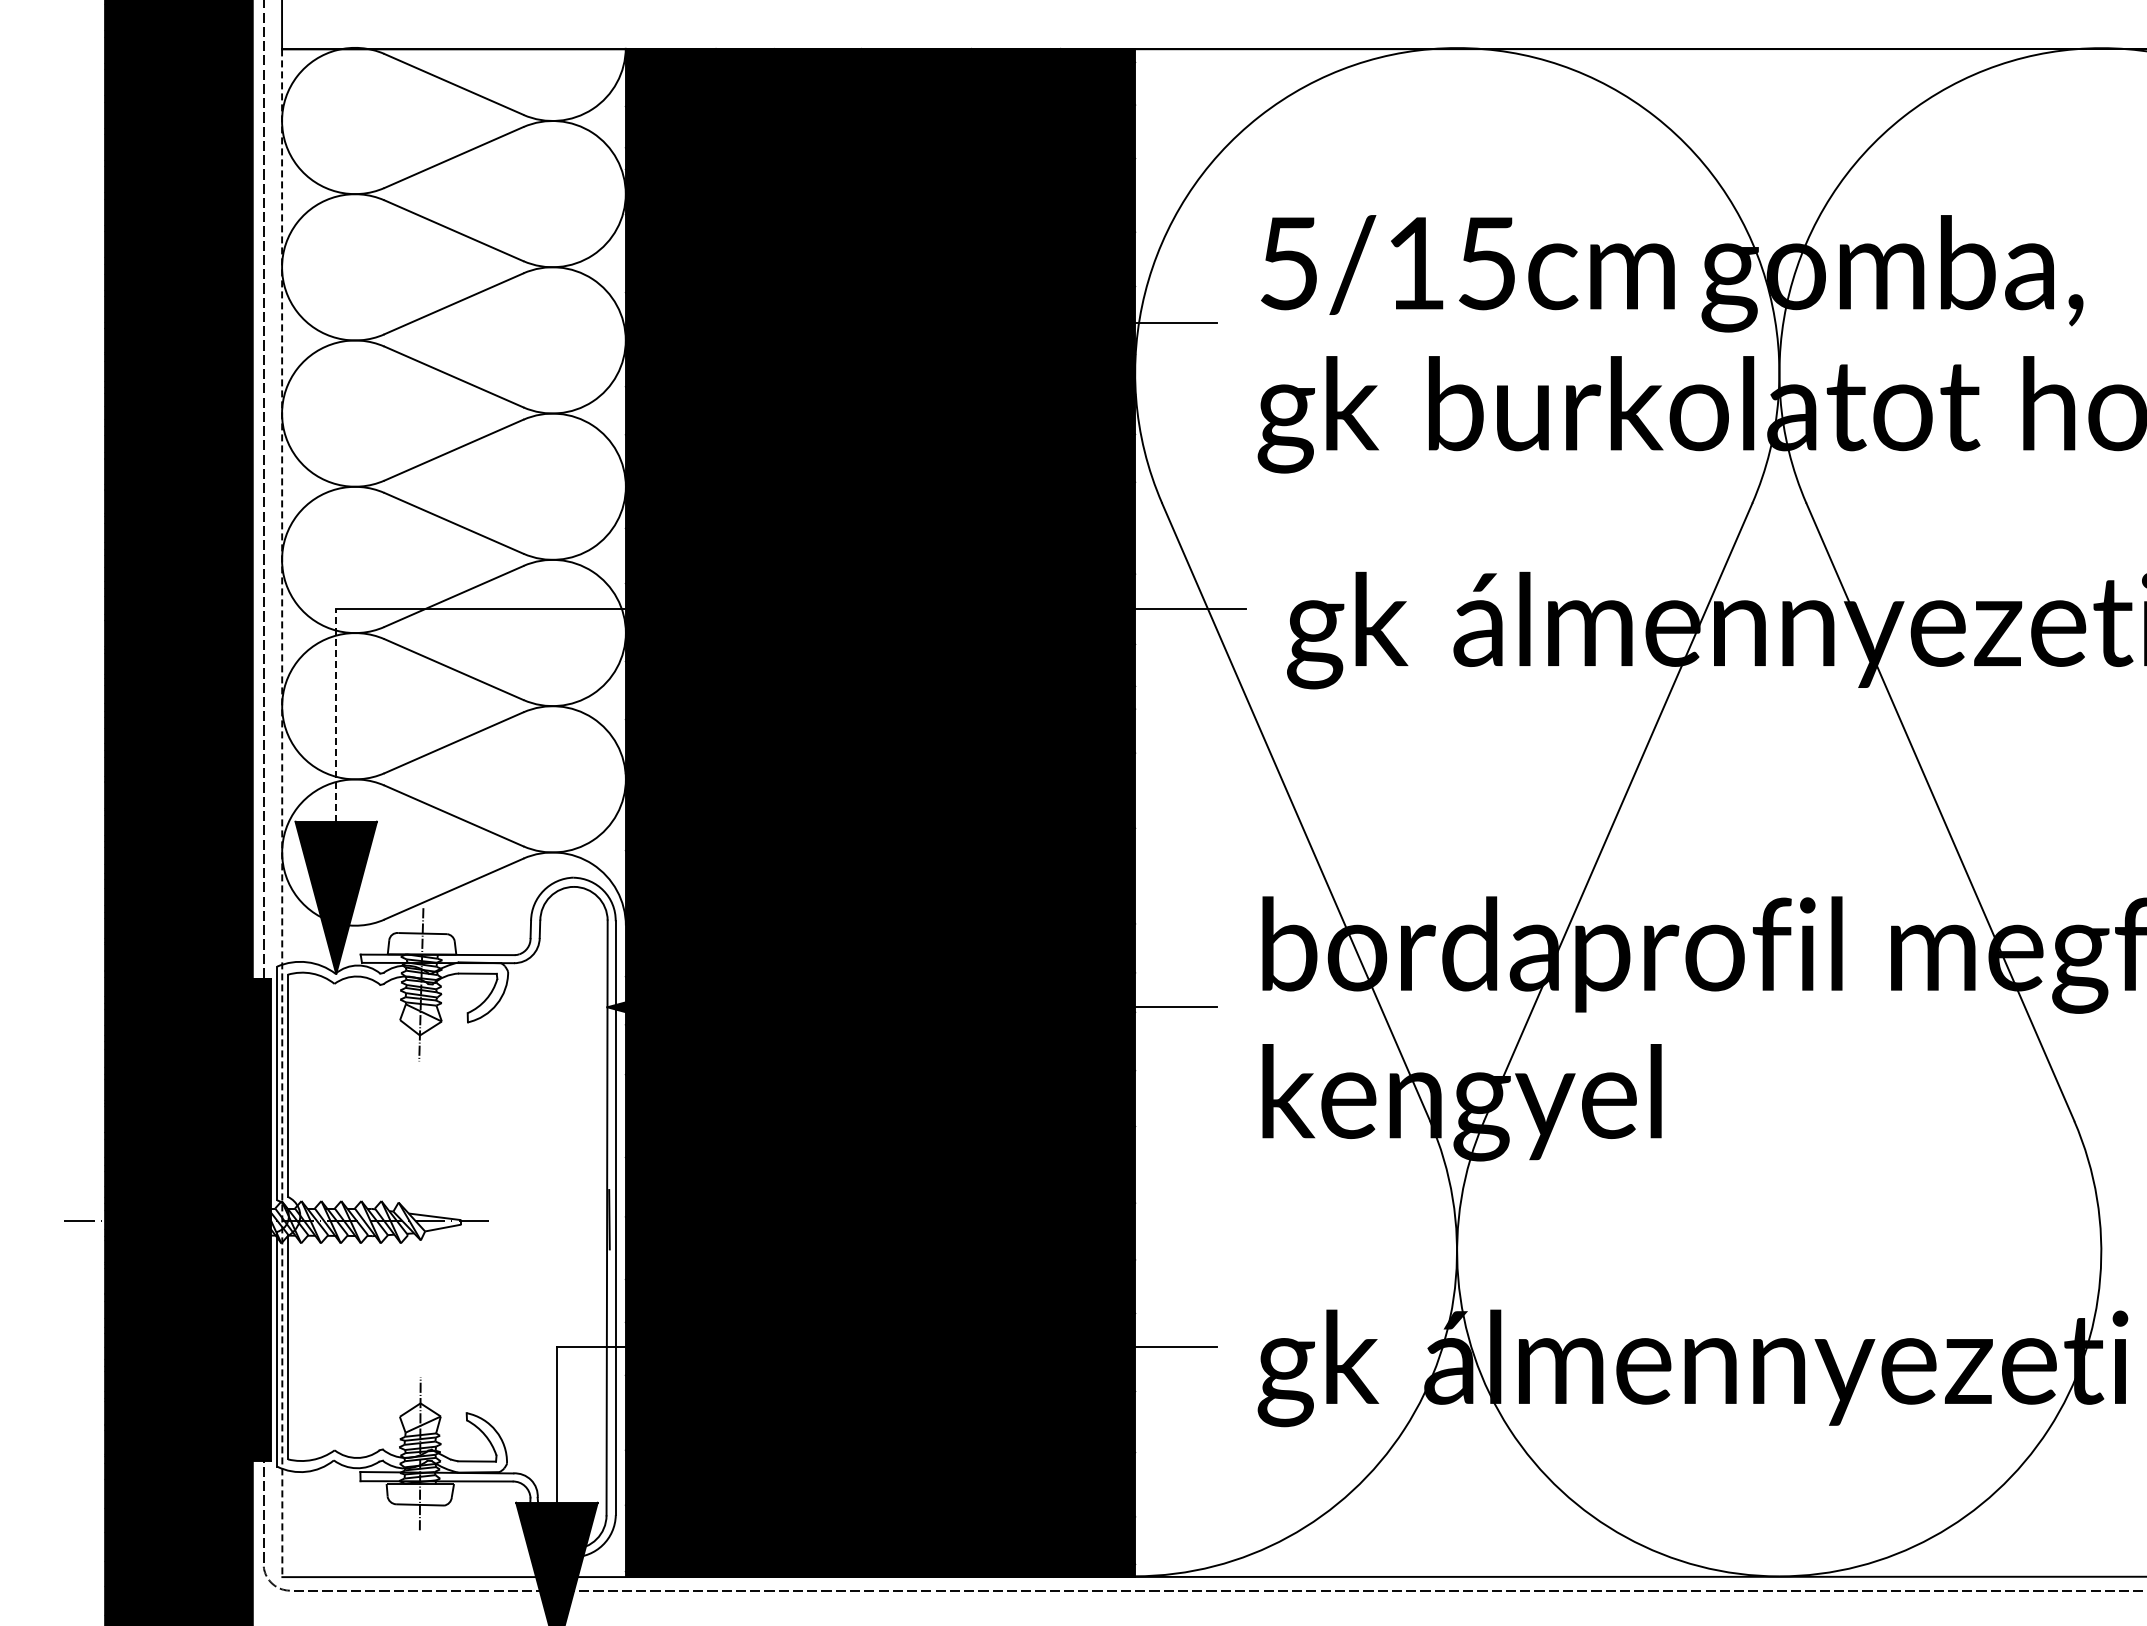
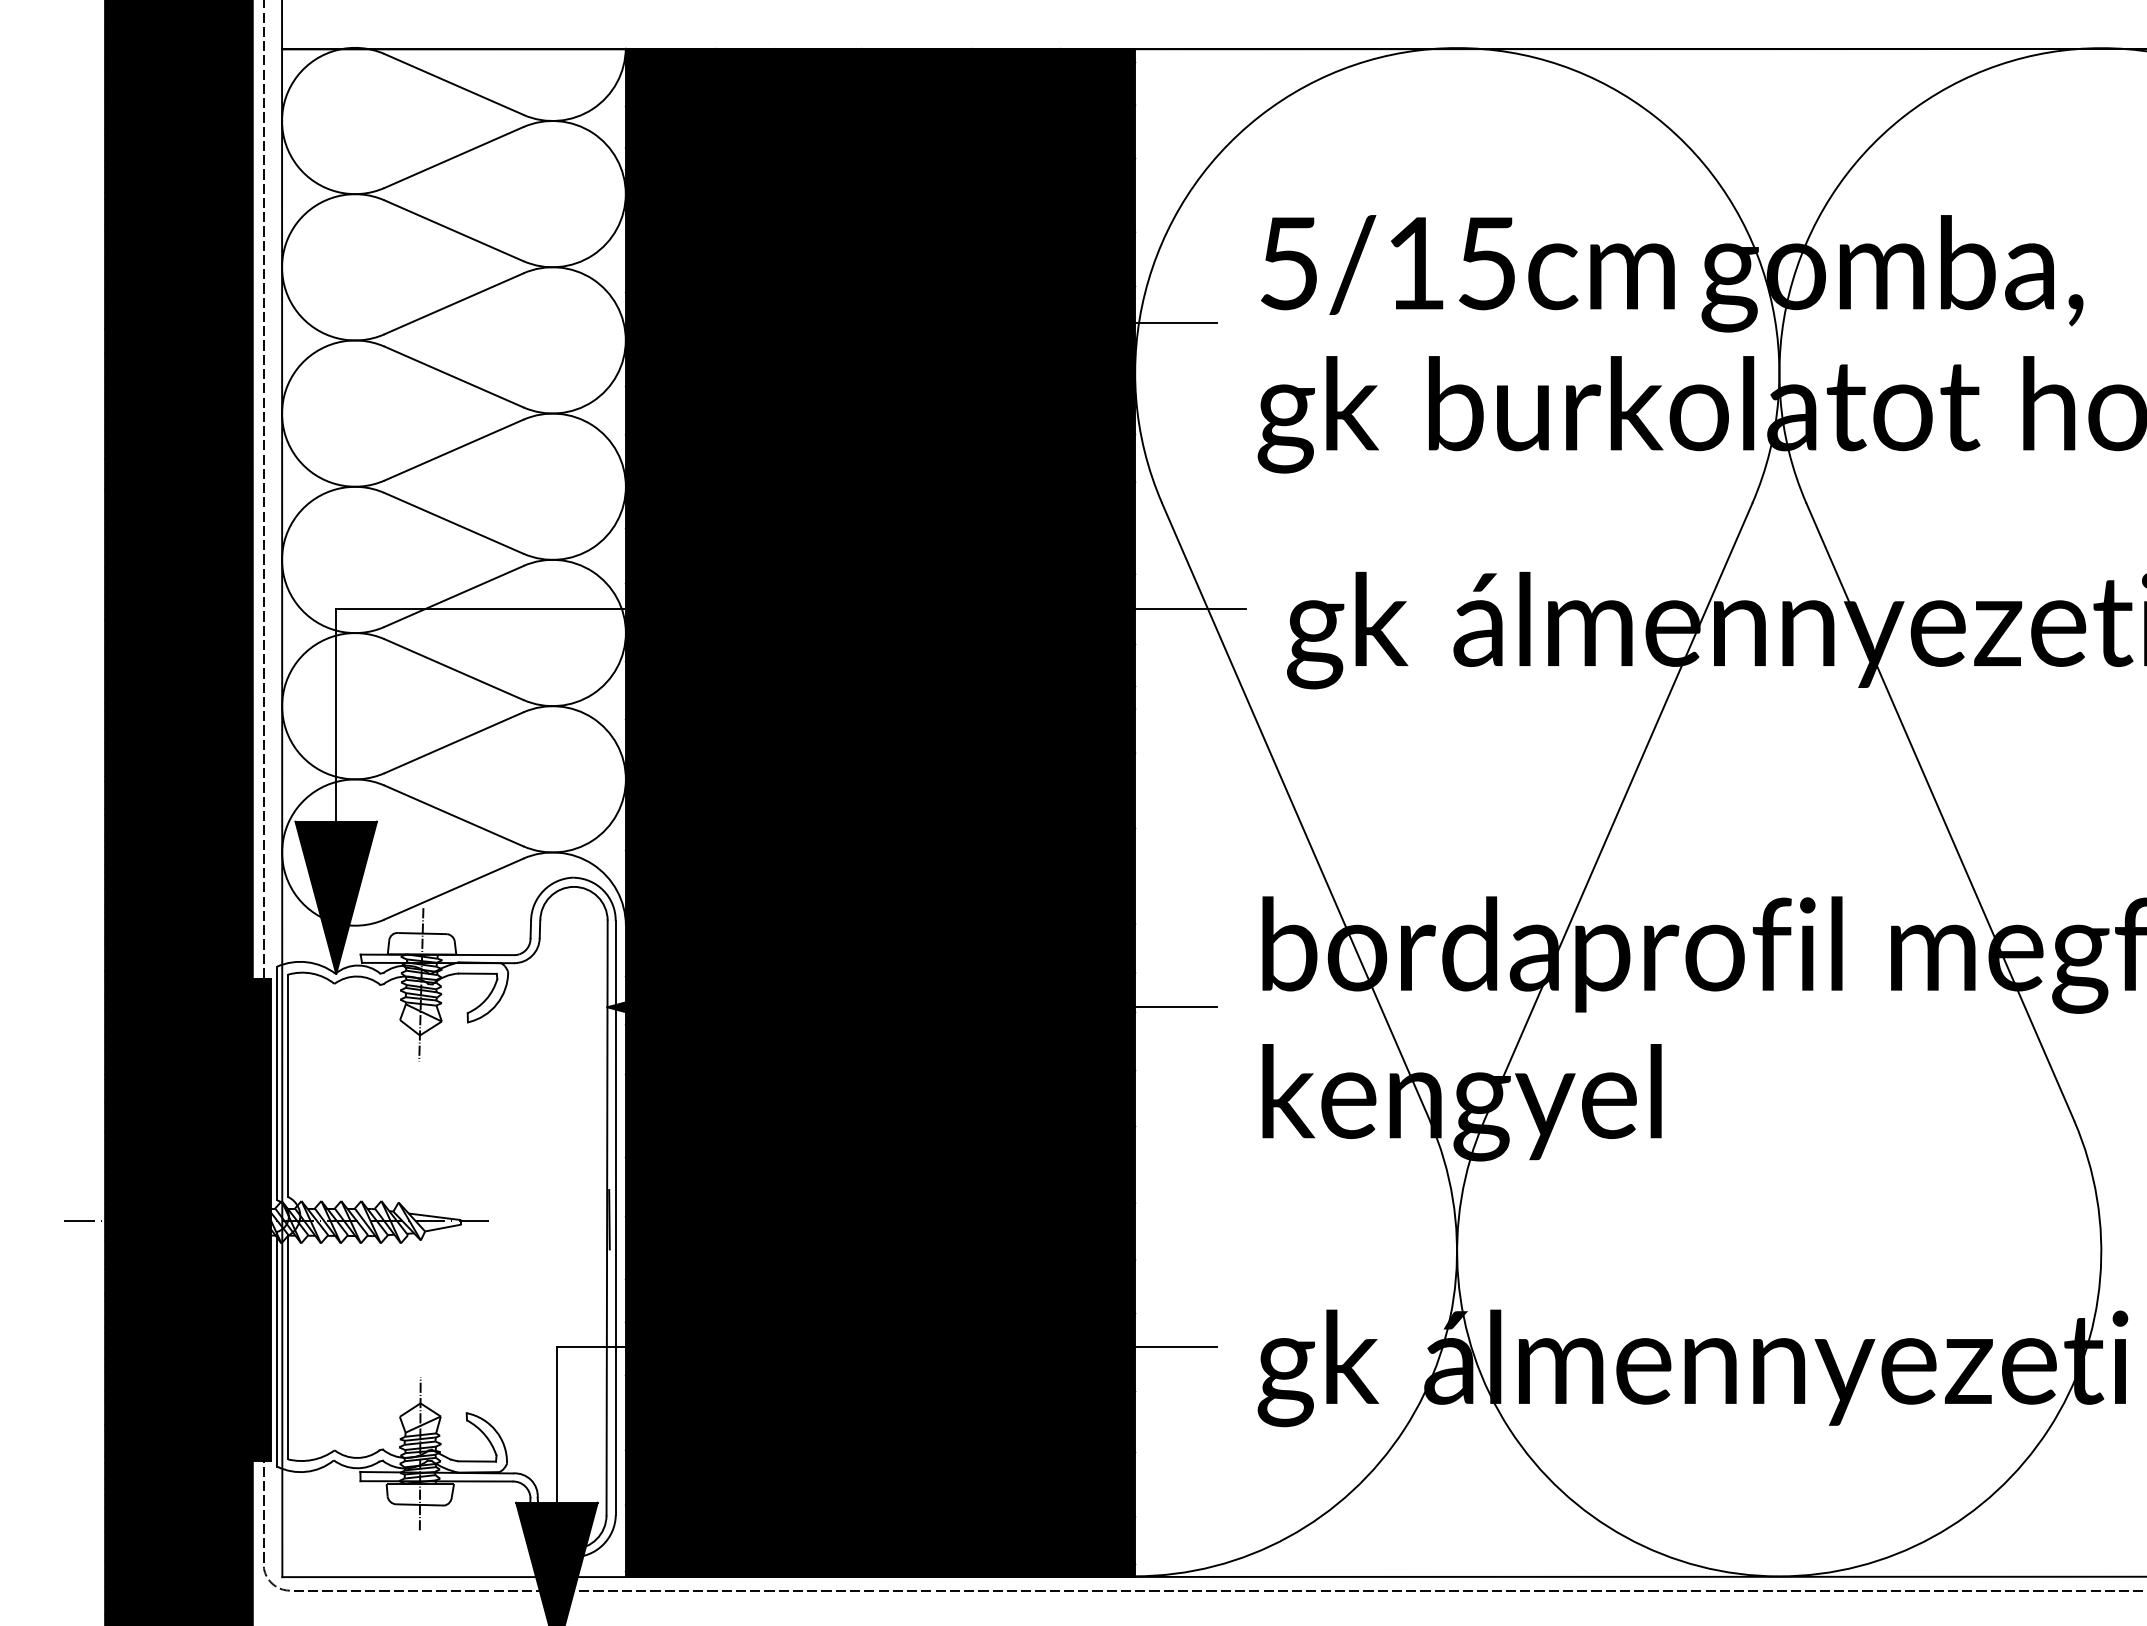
line: dashed -> solid (336, 714)
line: dashed -> solid (282, 813)
